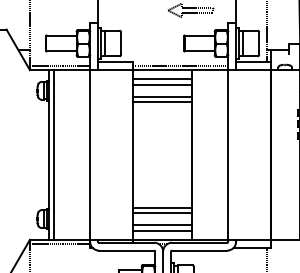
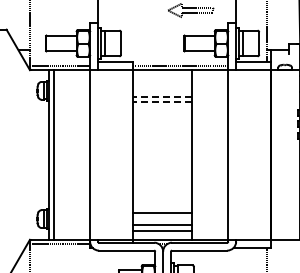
line: present -> none (161, 79)
line: present -> none (161, 85)
line: solid -> dashed (162, 96)
line: solid -> dashed (162, 102)
line: present -> none (161, 207)
